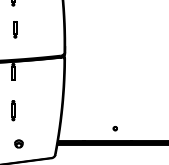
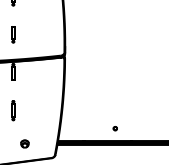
part position: (15, 29) -> (13, 34) (13, 34)
part position: (18, 143) -> (24, 143) (24, 143)
